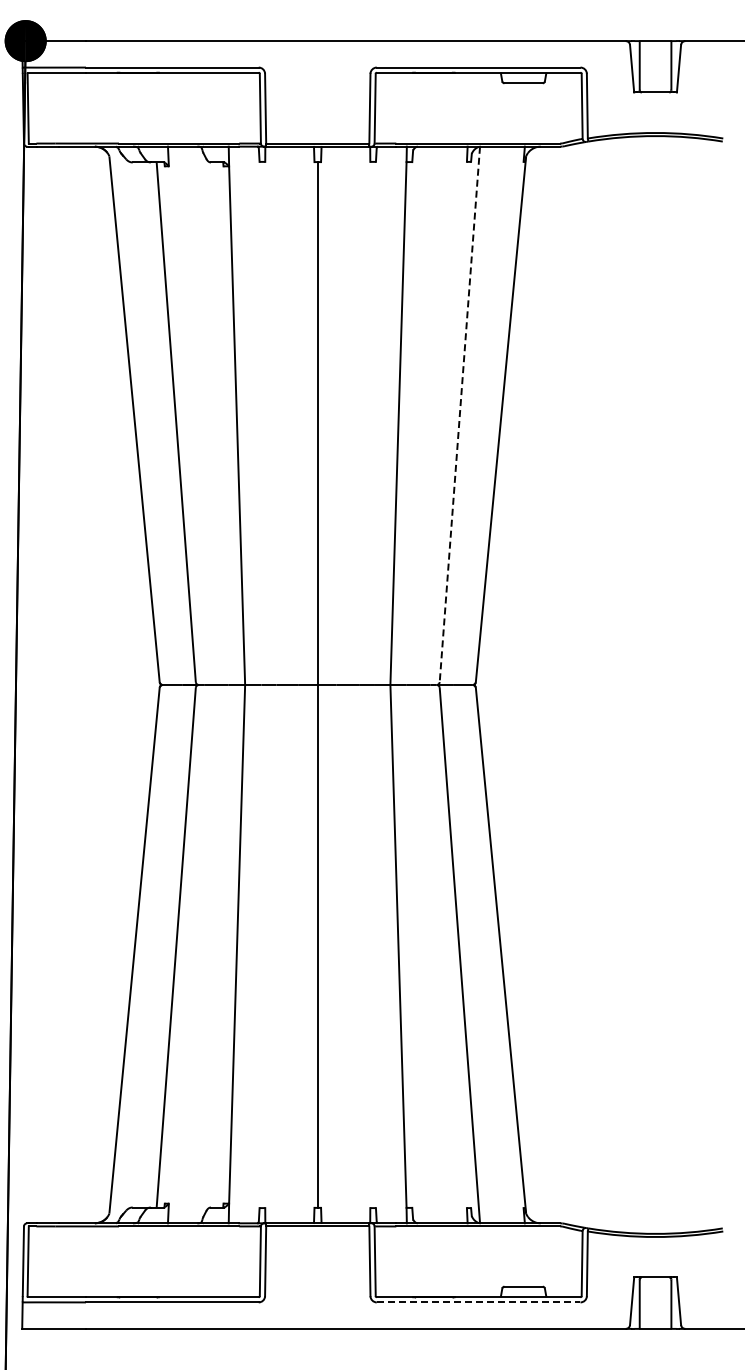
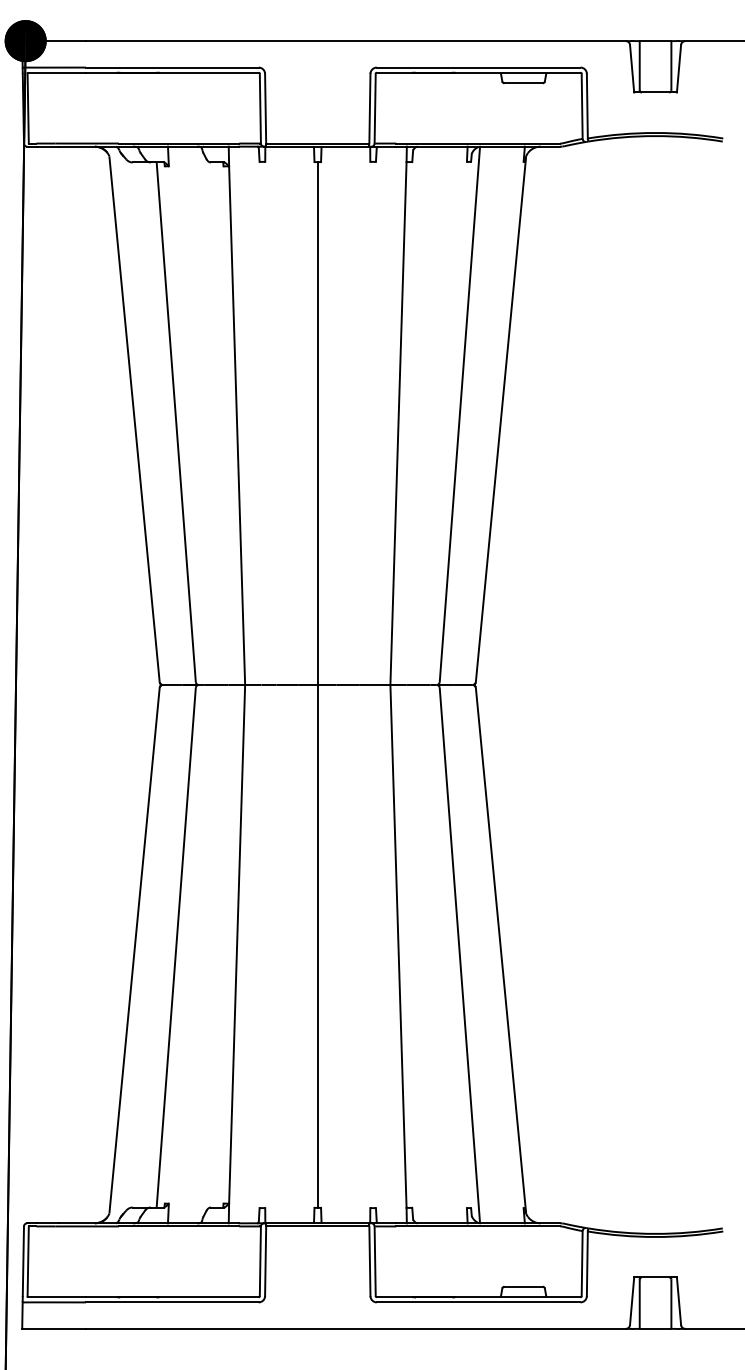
line: dashed -> solid (459, 414)
line: dashed -> solid (478, 1302)
